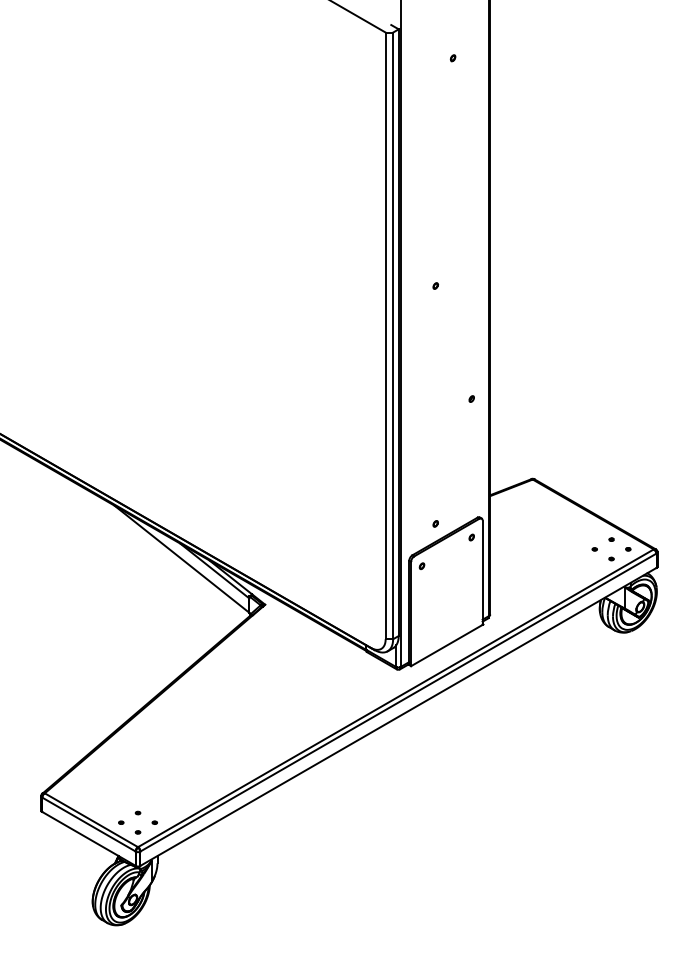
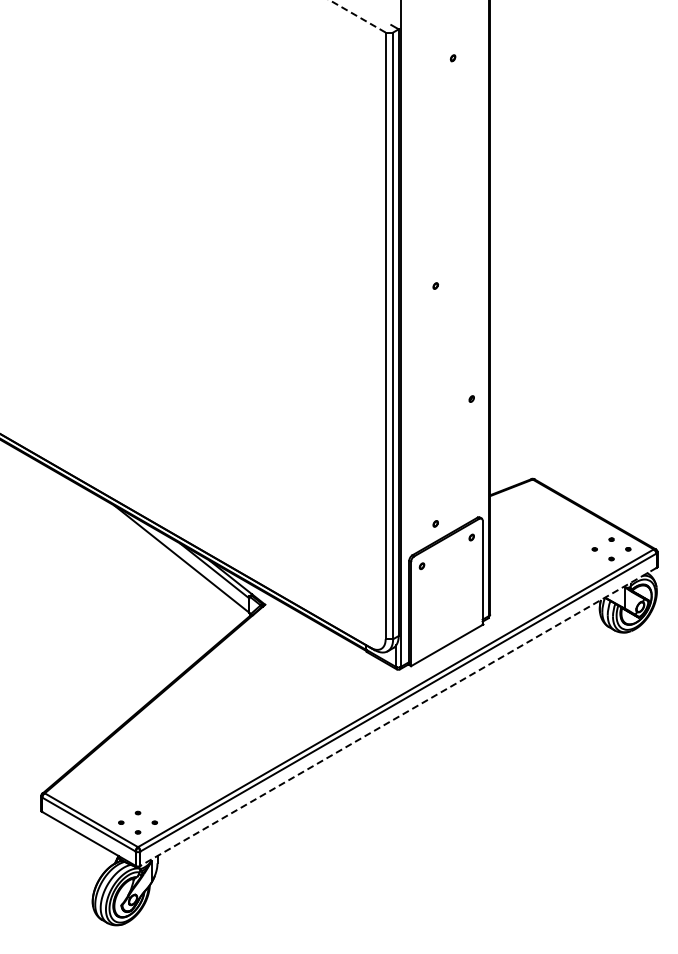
line: solid -> dashed (357, 16)
line: solid -> dashed (398, 716)
